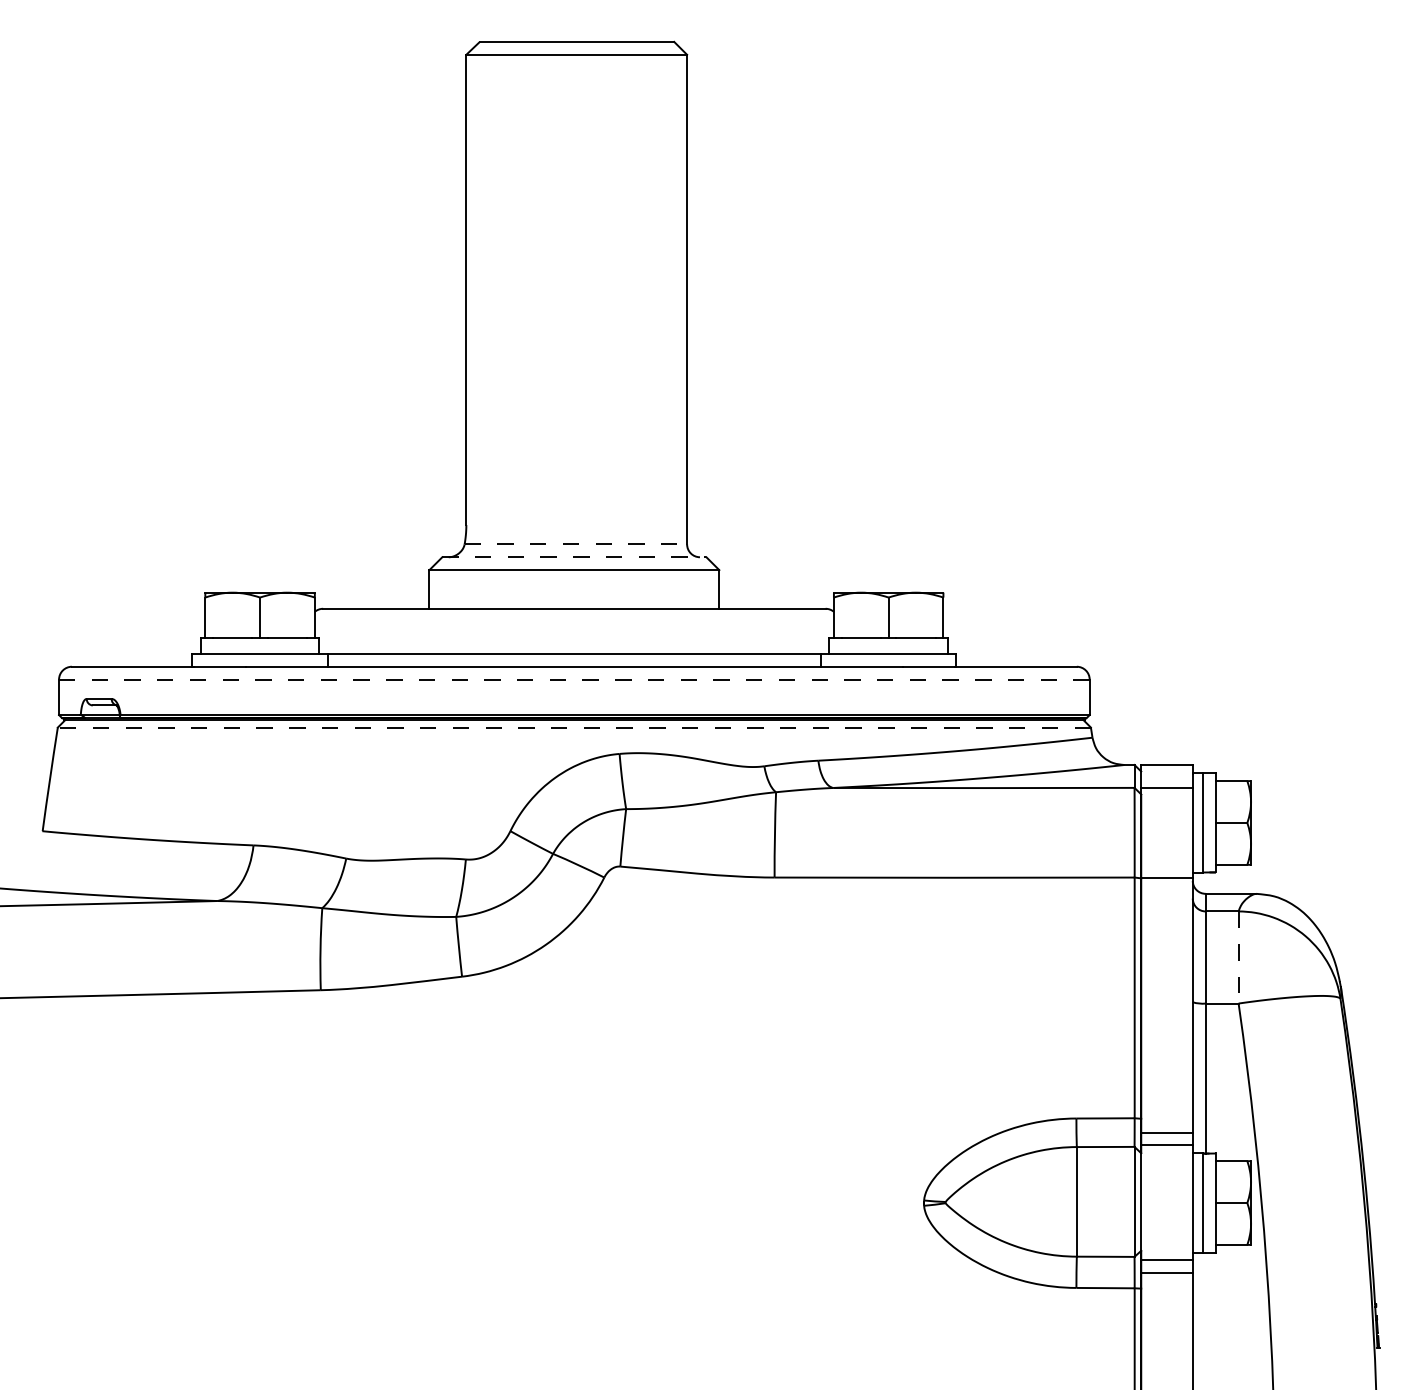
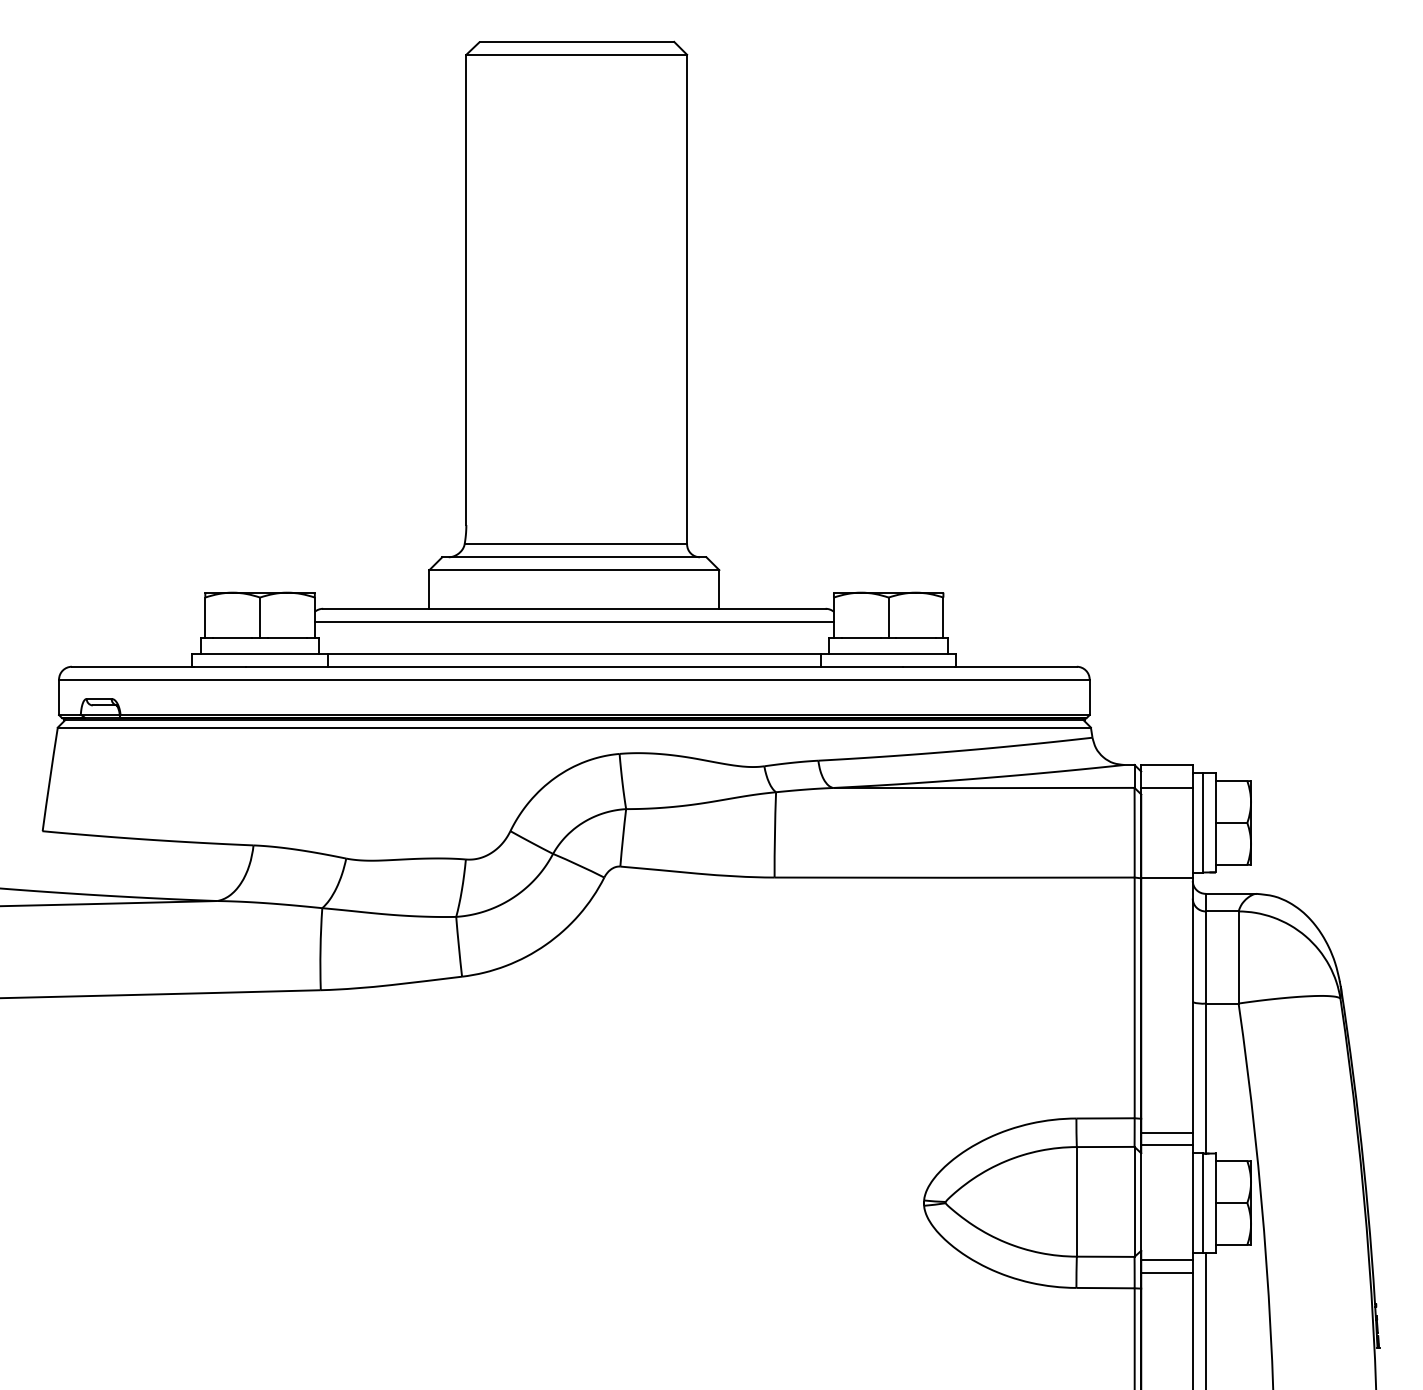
line: dashed -> solid (576, 544)
line: dashed -> solid (574, 557)
line: none -> present (573, 621)
line: dashed -> solid (573, 679)
line: dashed -> solid (574, 727)
line: dashed -> solid (1238, 957)
line: none -> present (1205, 1319)
